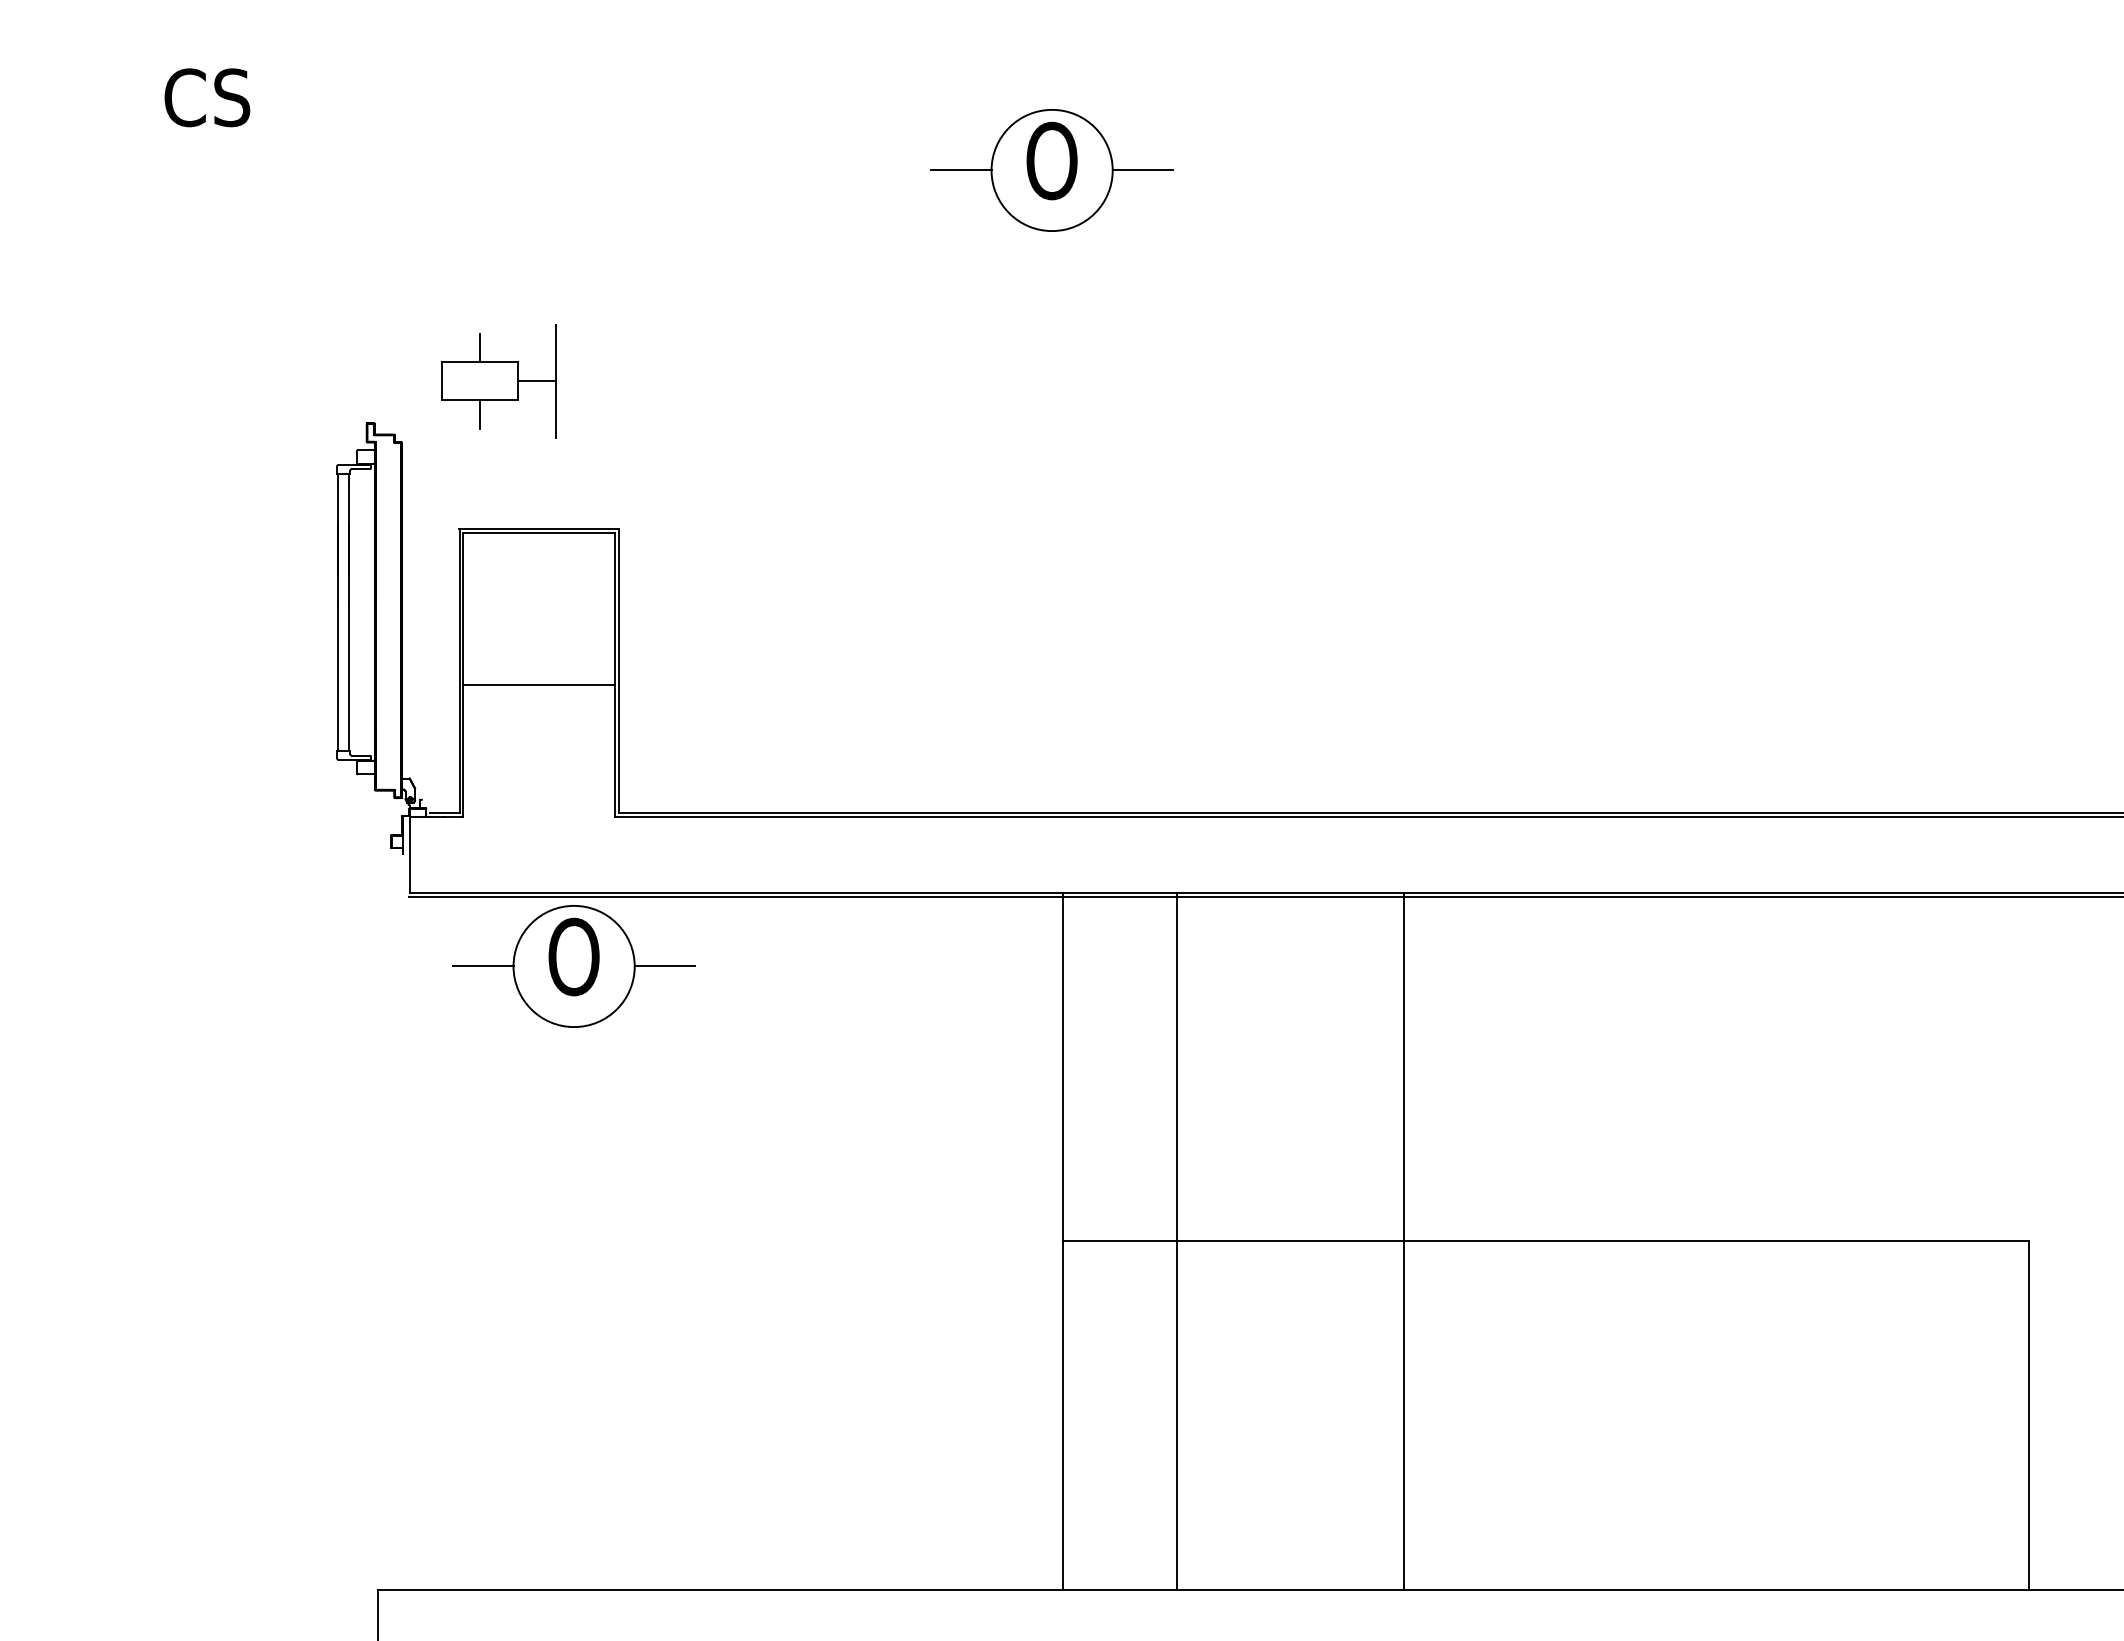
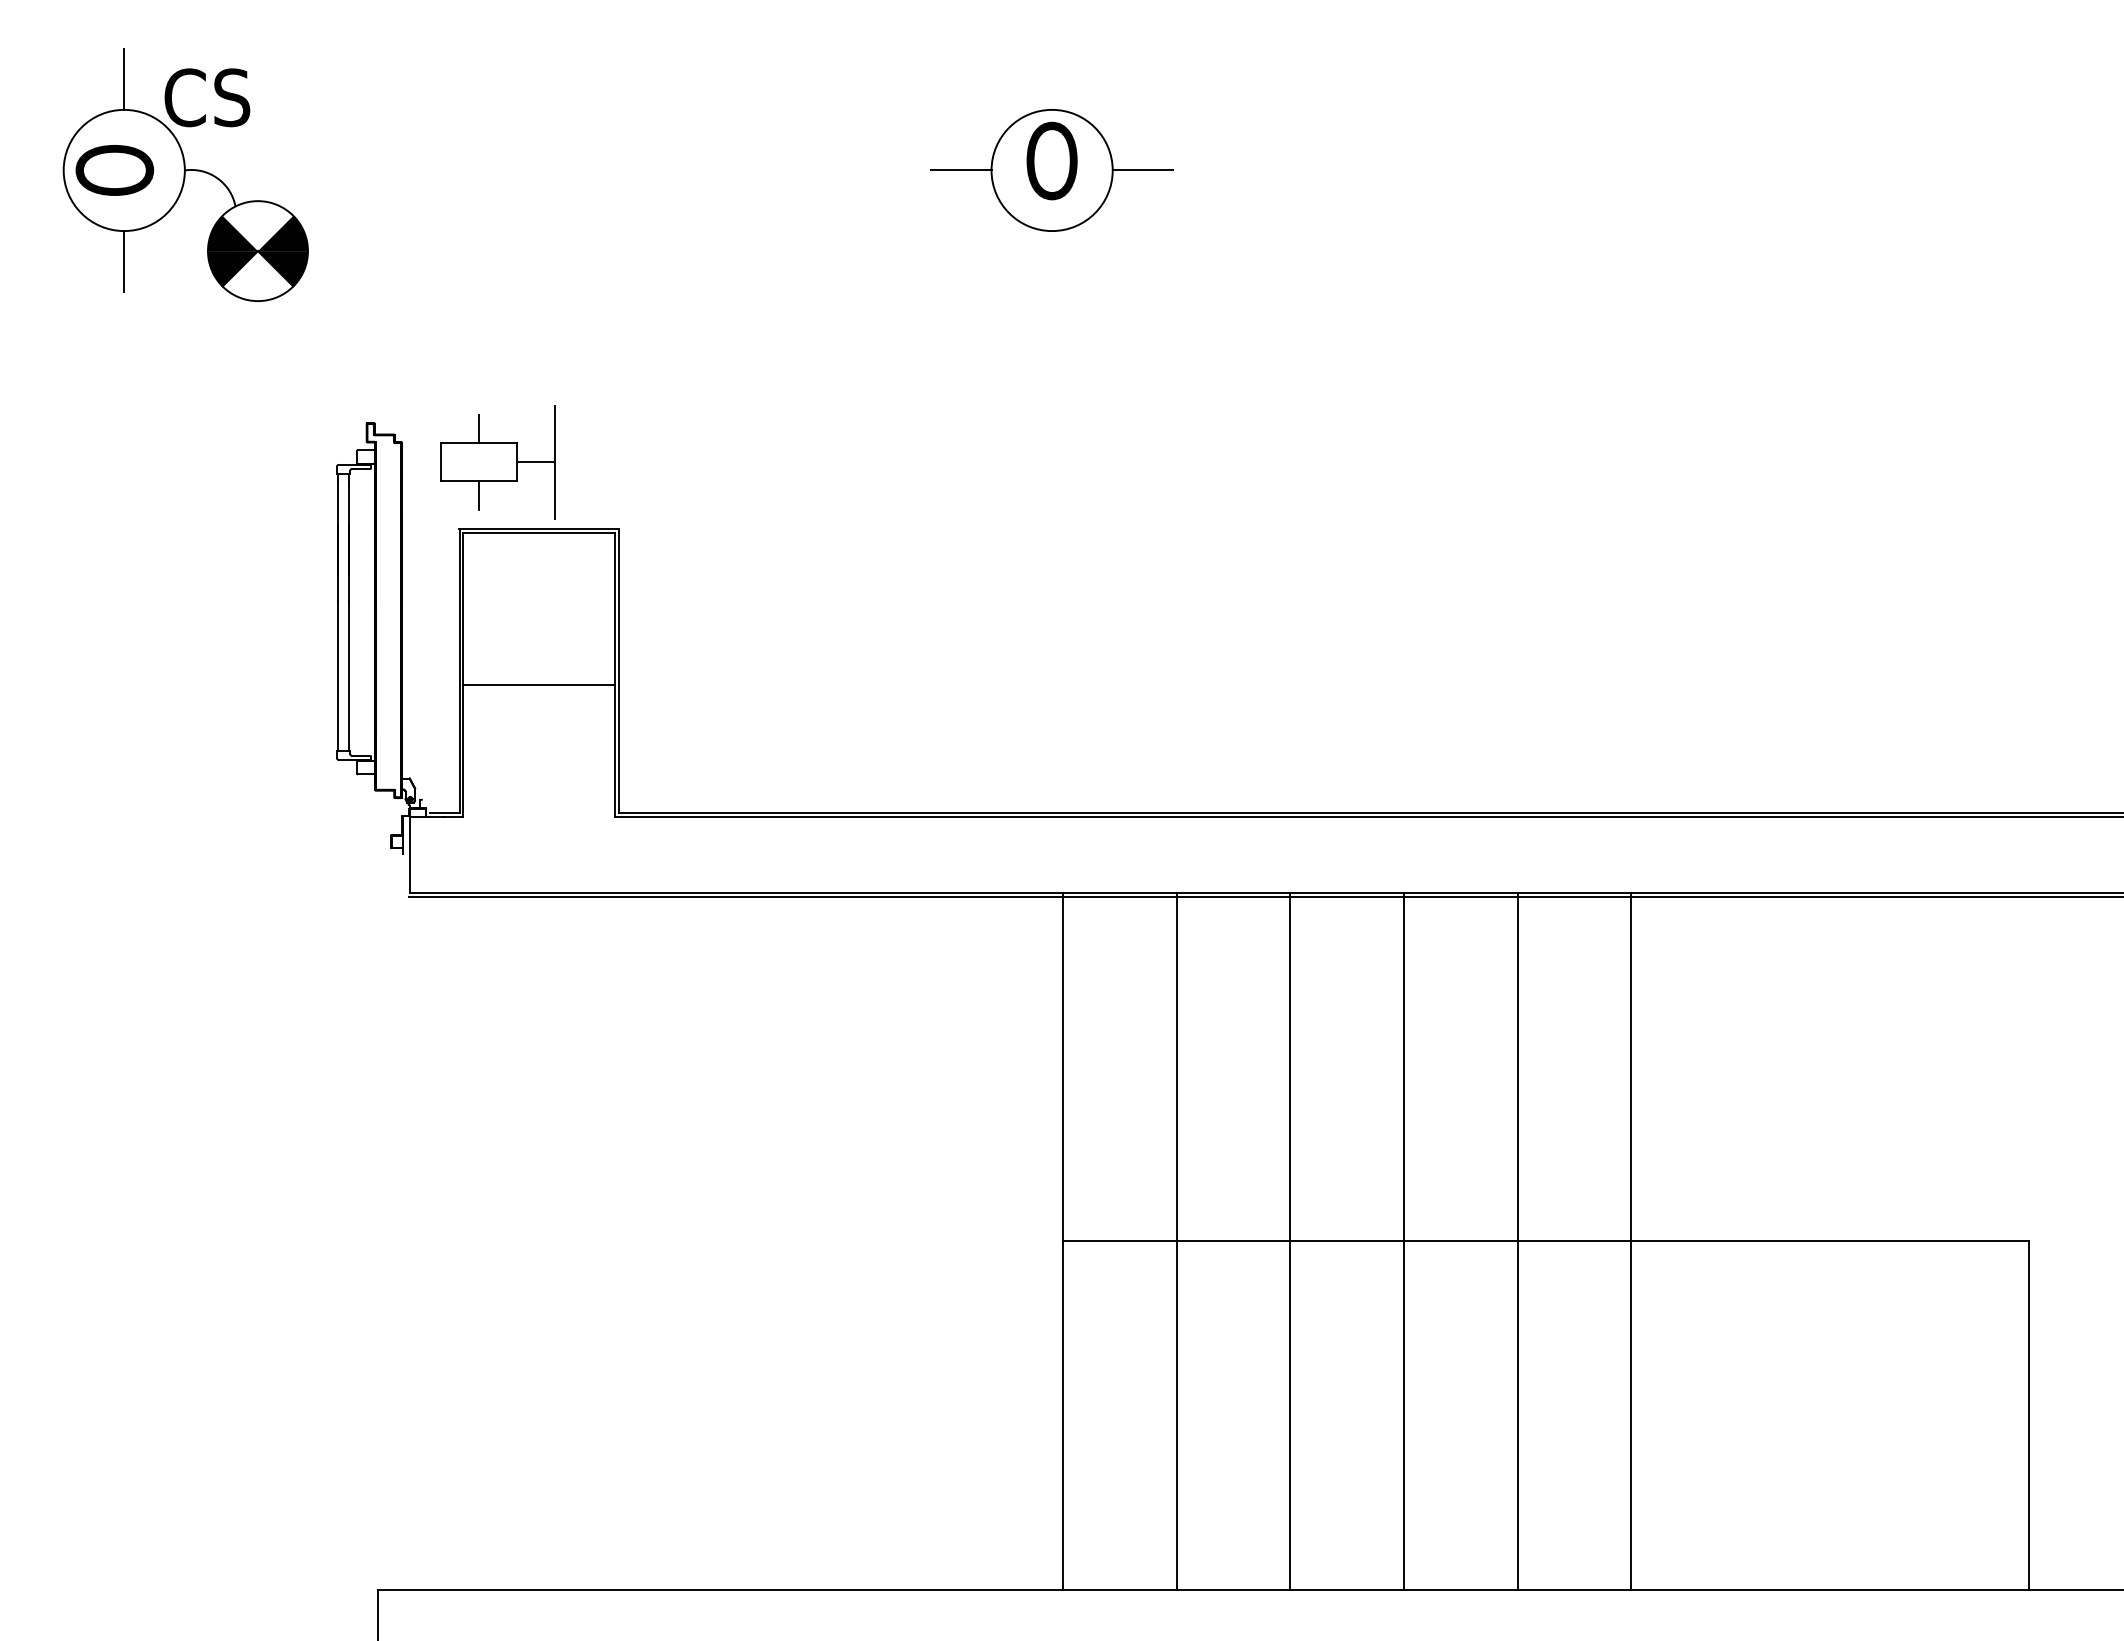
part: none -> present (185, 174)
part position: (498, 381) -> (497, 462) (497, 462)
part: present -> none (573, 966)
line: none -> present (1290, 1240)
line: none -> present (1517, 1240)
line: none -> present (1631, 1240)
